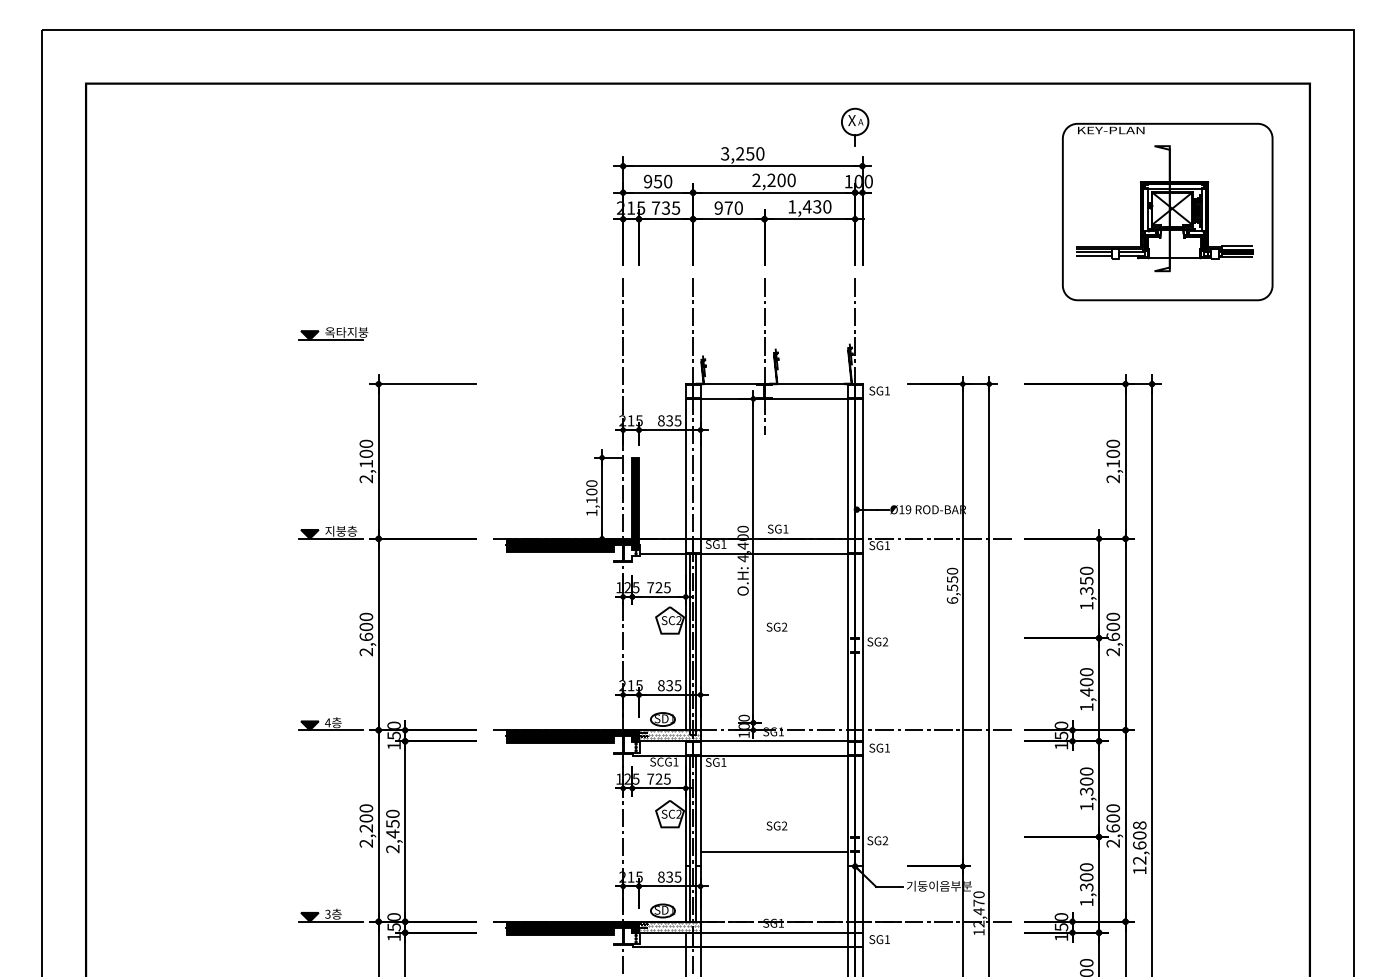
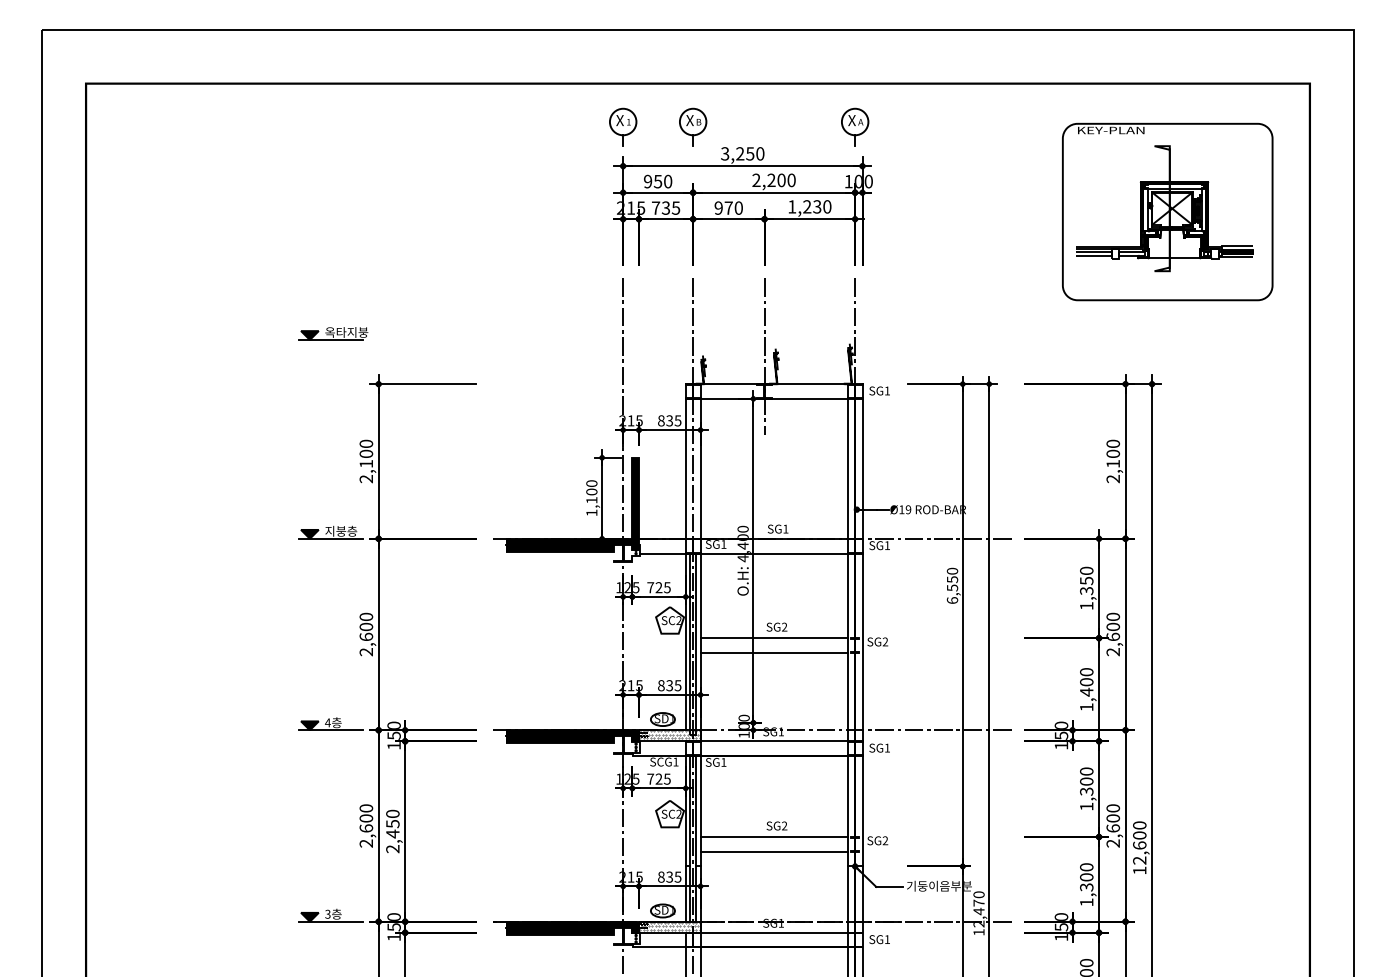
part: none -> present (623, 126)
part: none -> present (693, 126)
text: 1,430 -> 1,230 (806, 206)
line: none -> present (773, 638)
line: none -> present (773, 652)
text: 12,608 -> 12,600 (1139, 825)
text: 2,200 -> 2,600 (366, 828)
line: none -> present (773, 837)
